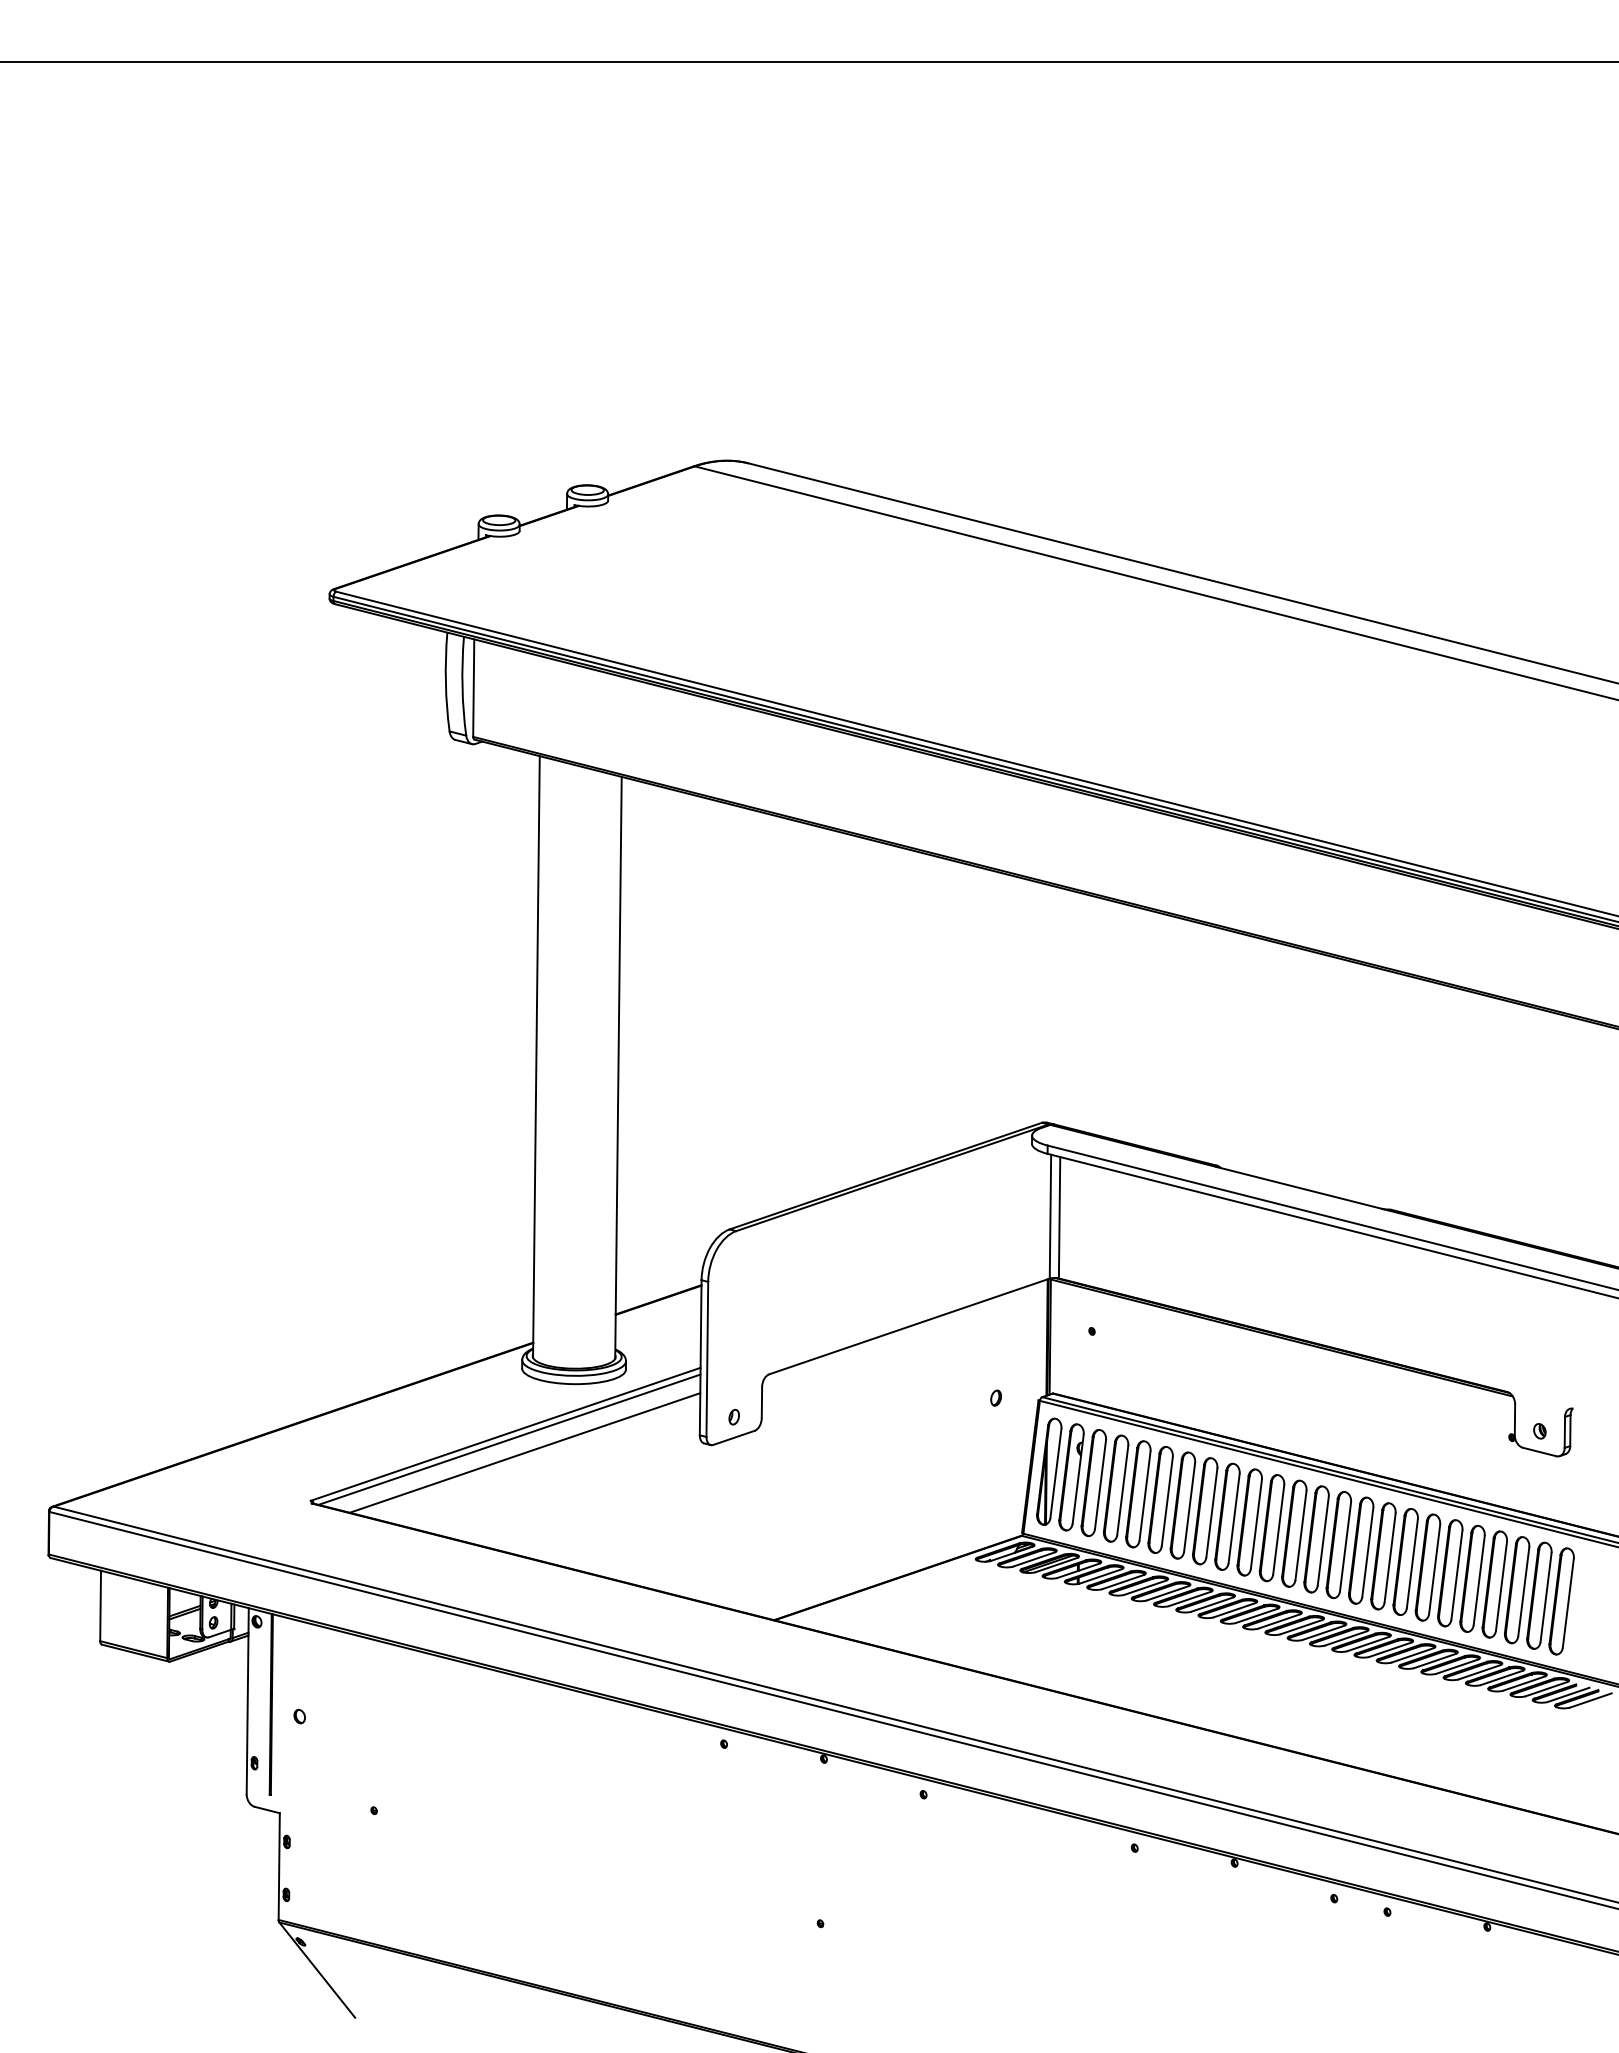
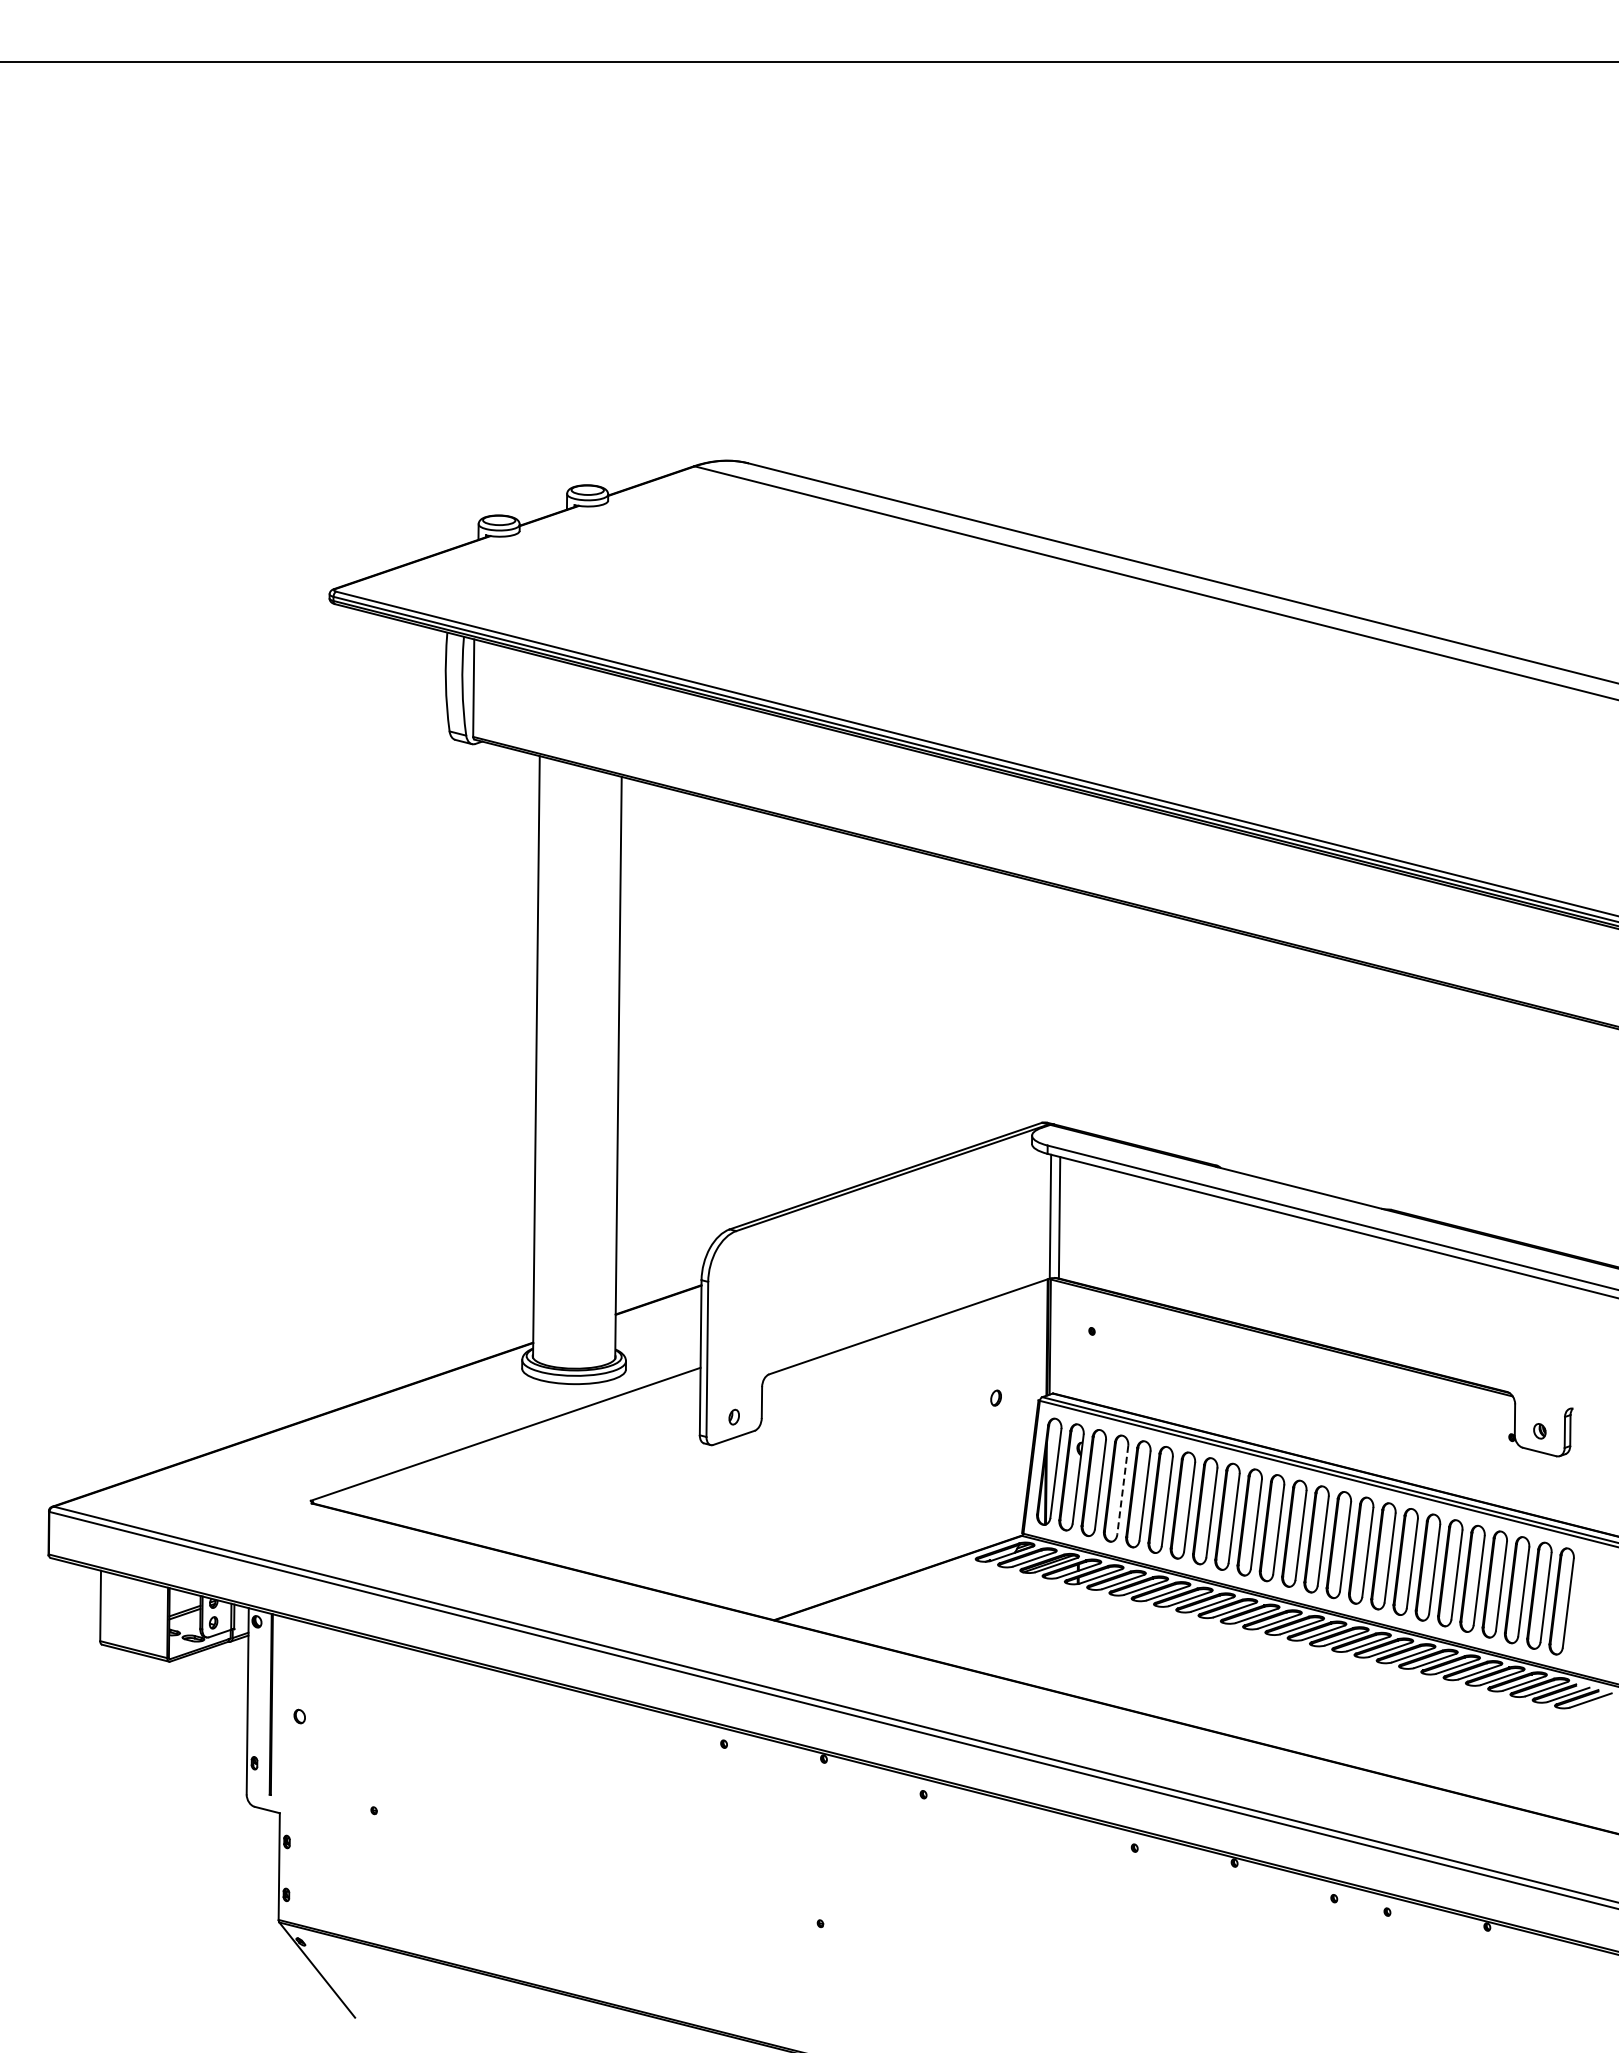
line: present -> none (509, 1439)
line: present -> none (524, 1452)
line: solid -> dashed (1122, 1490)
